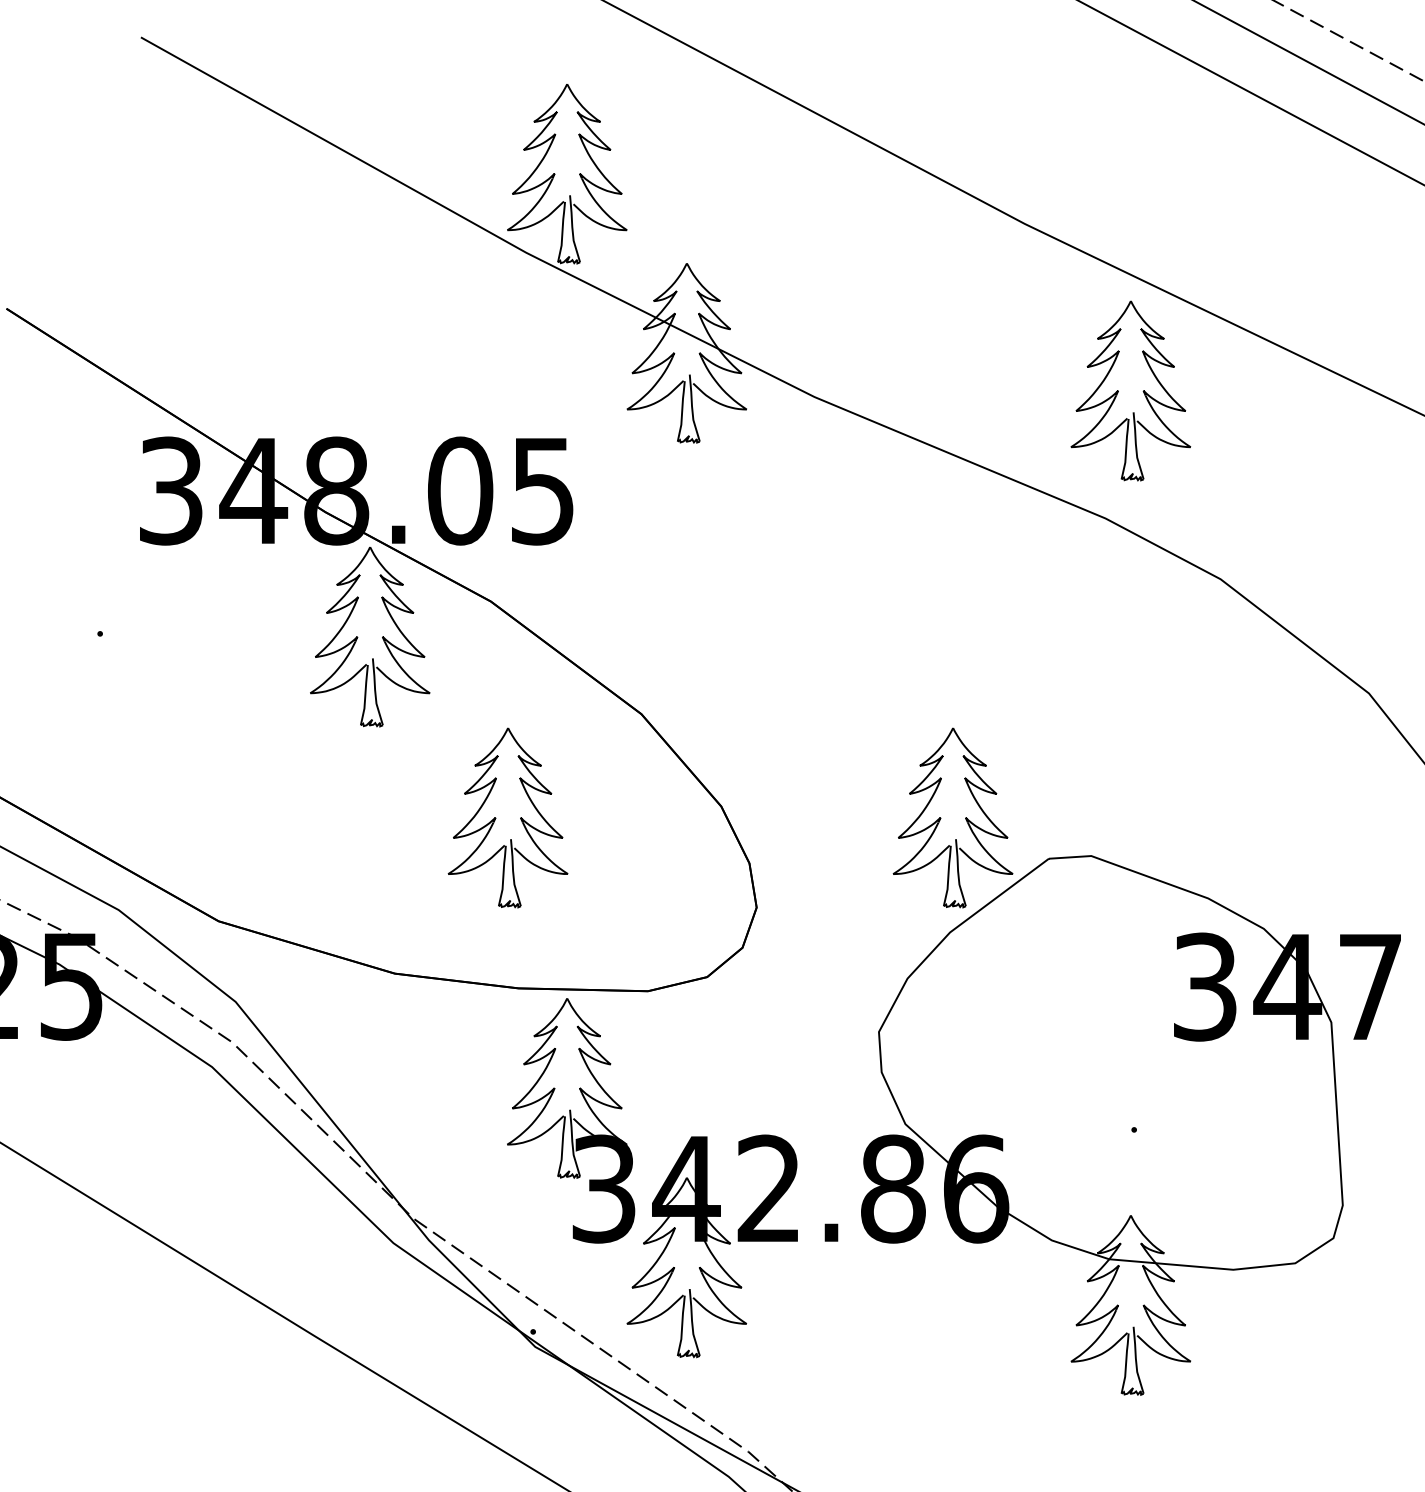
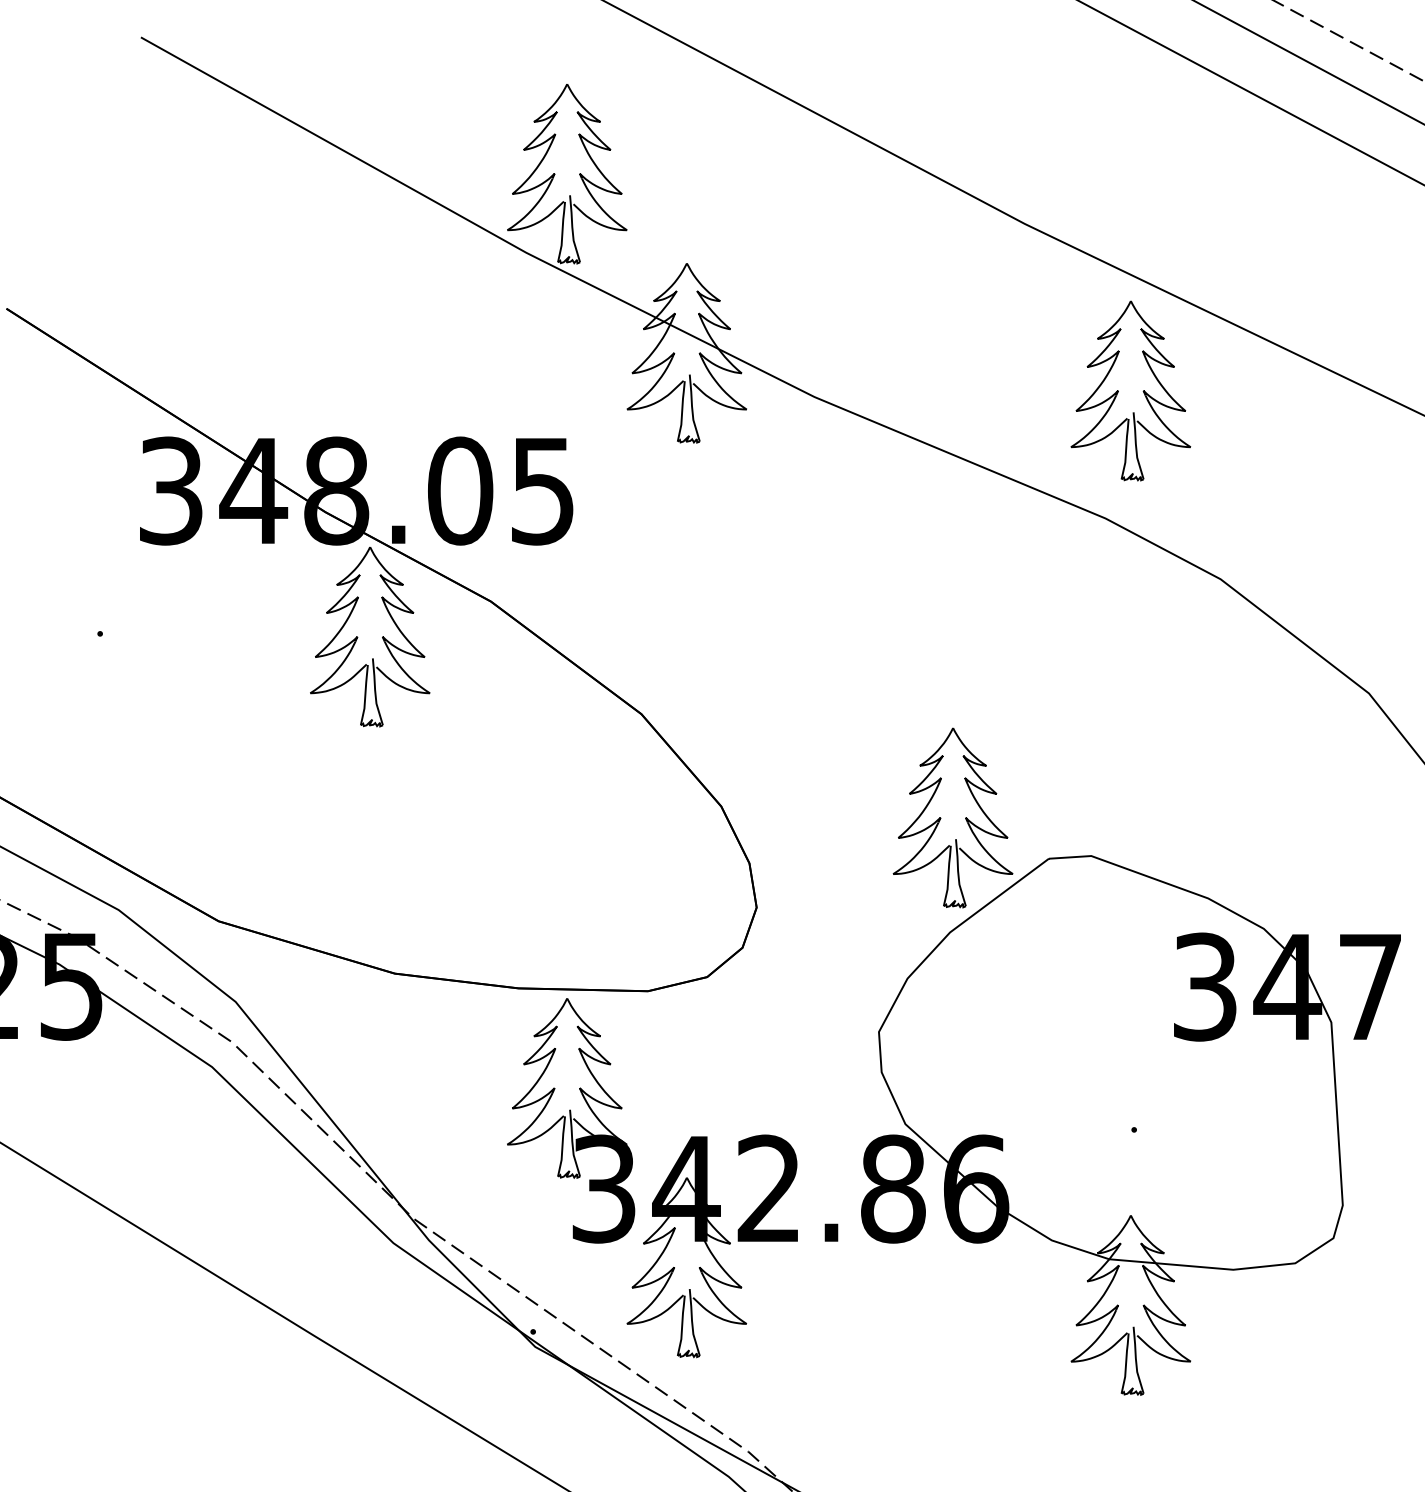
part: present -> none (496, 818)
